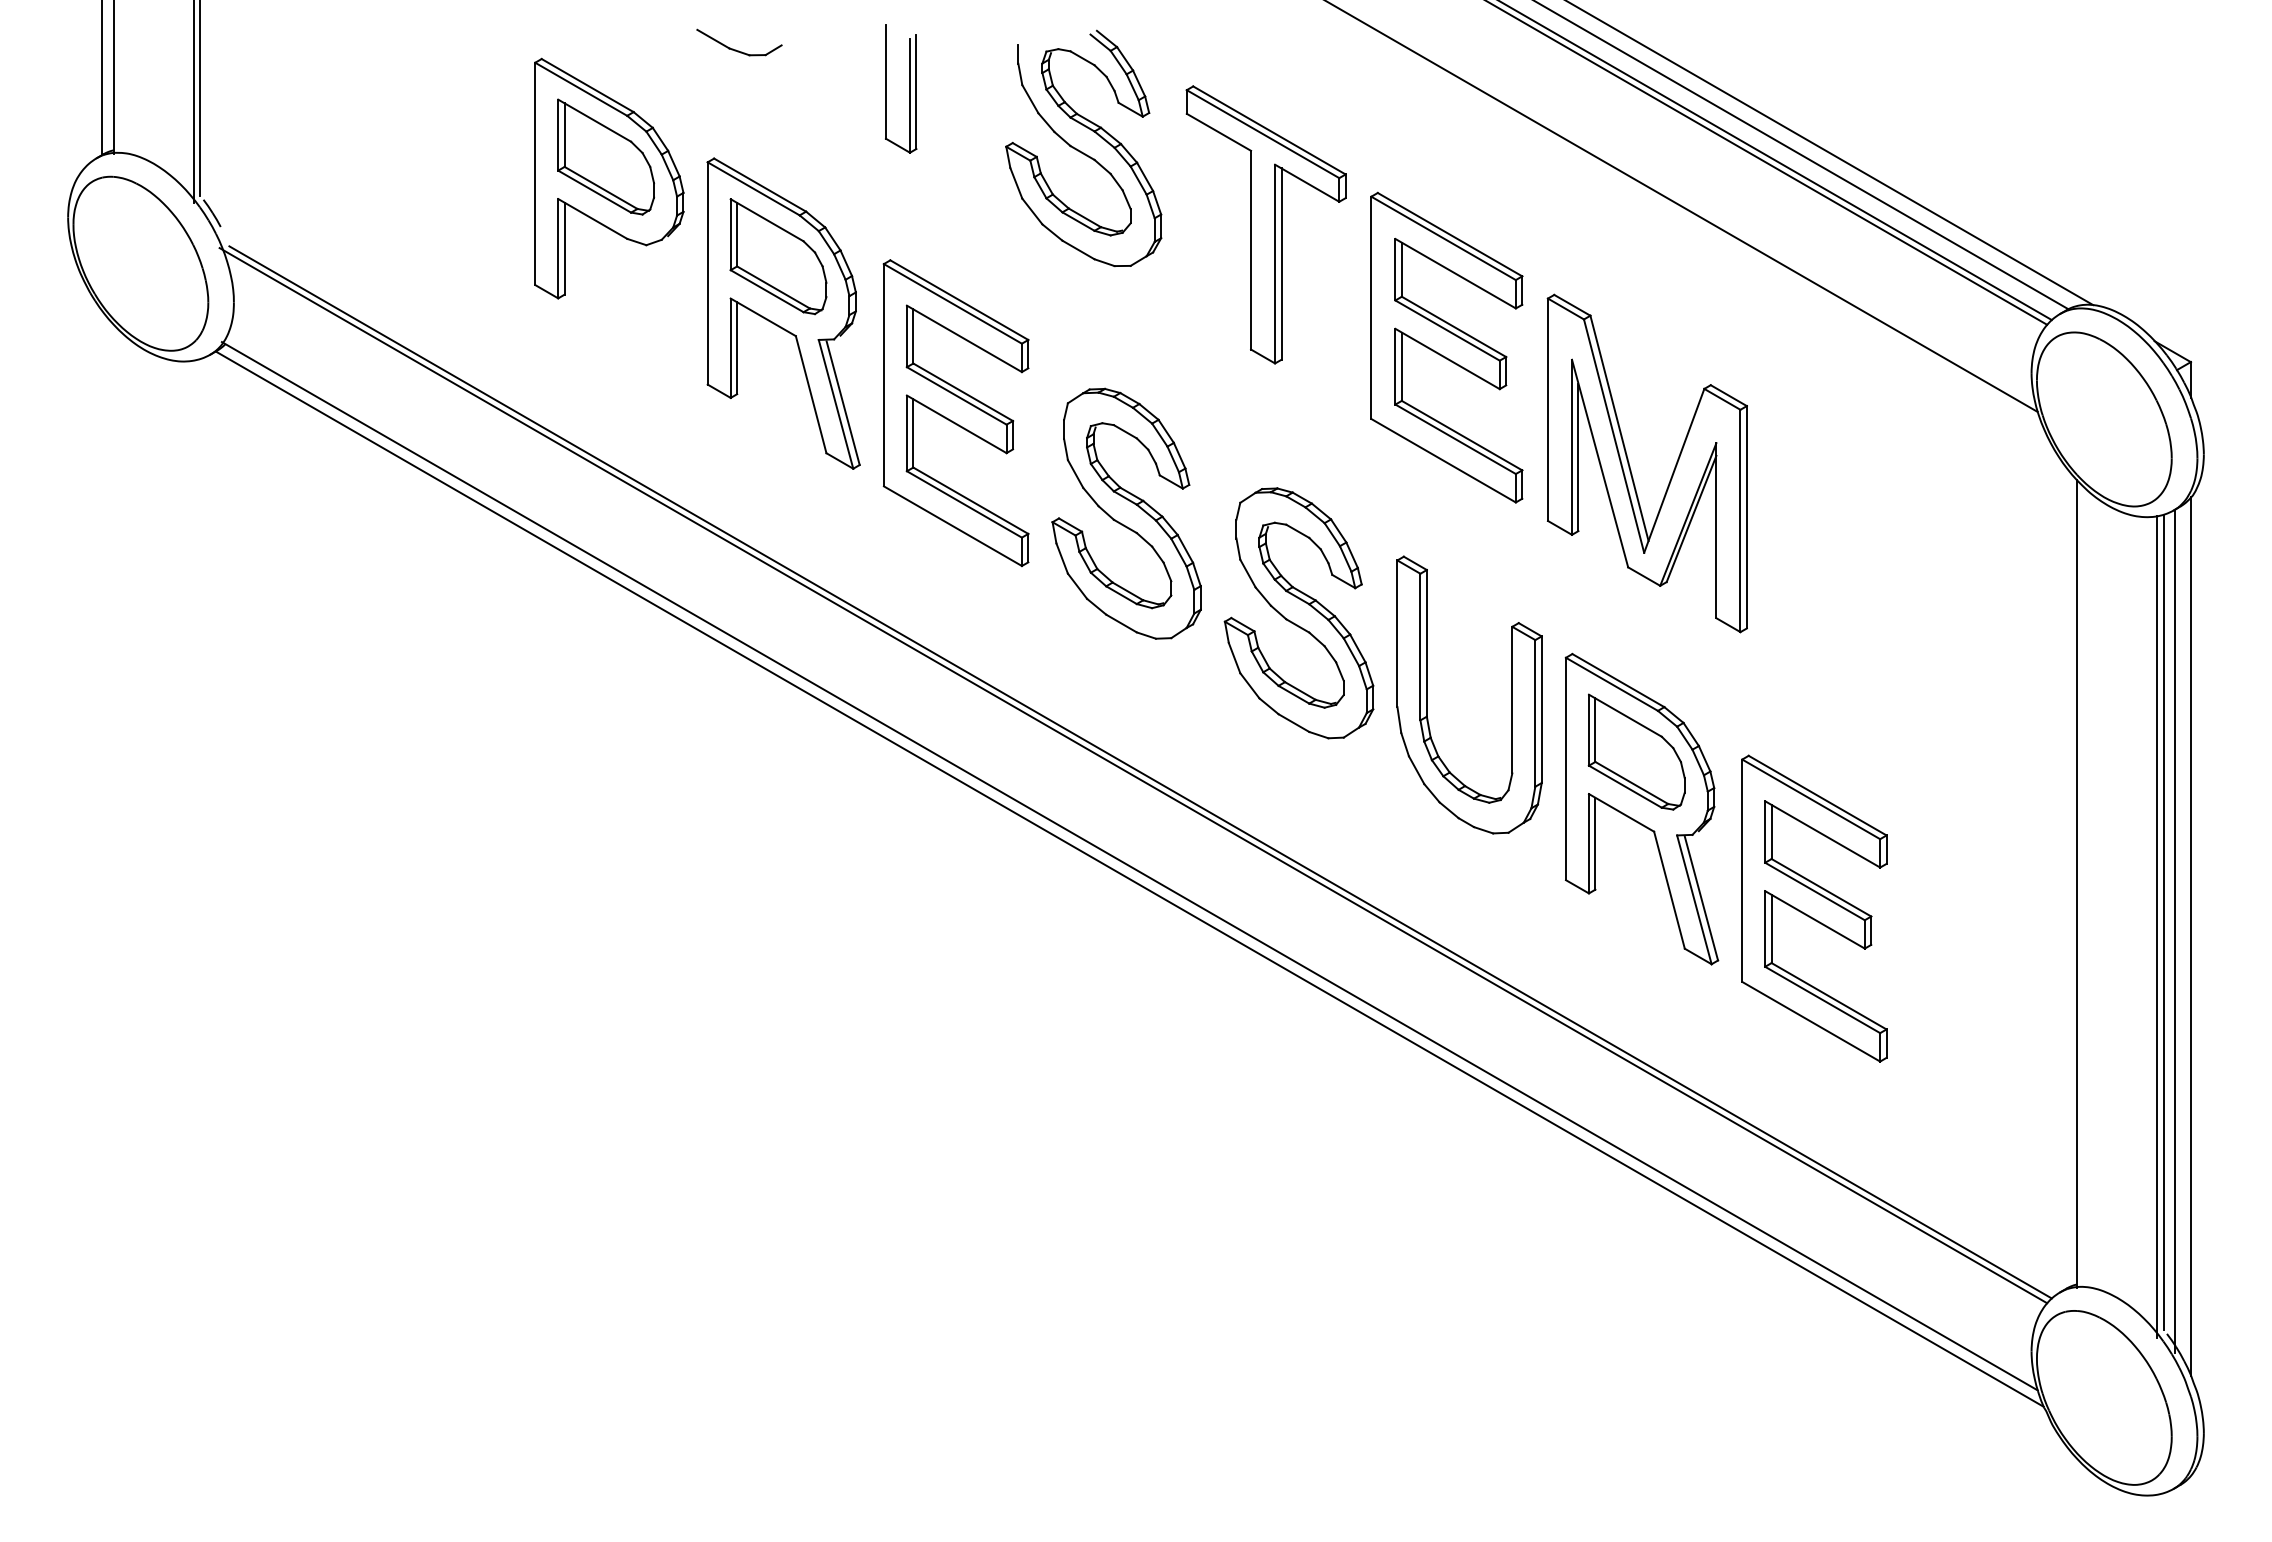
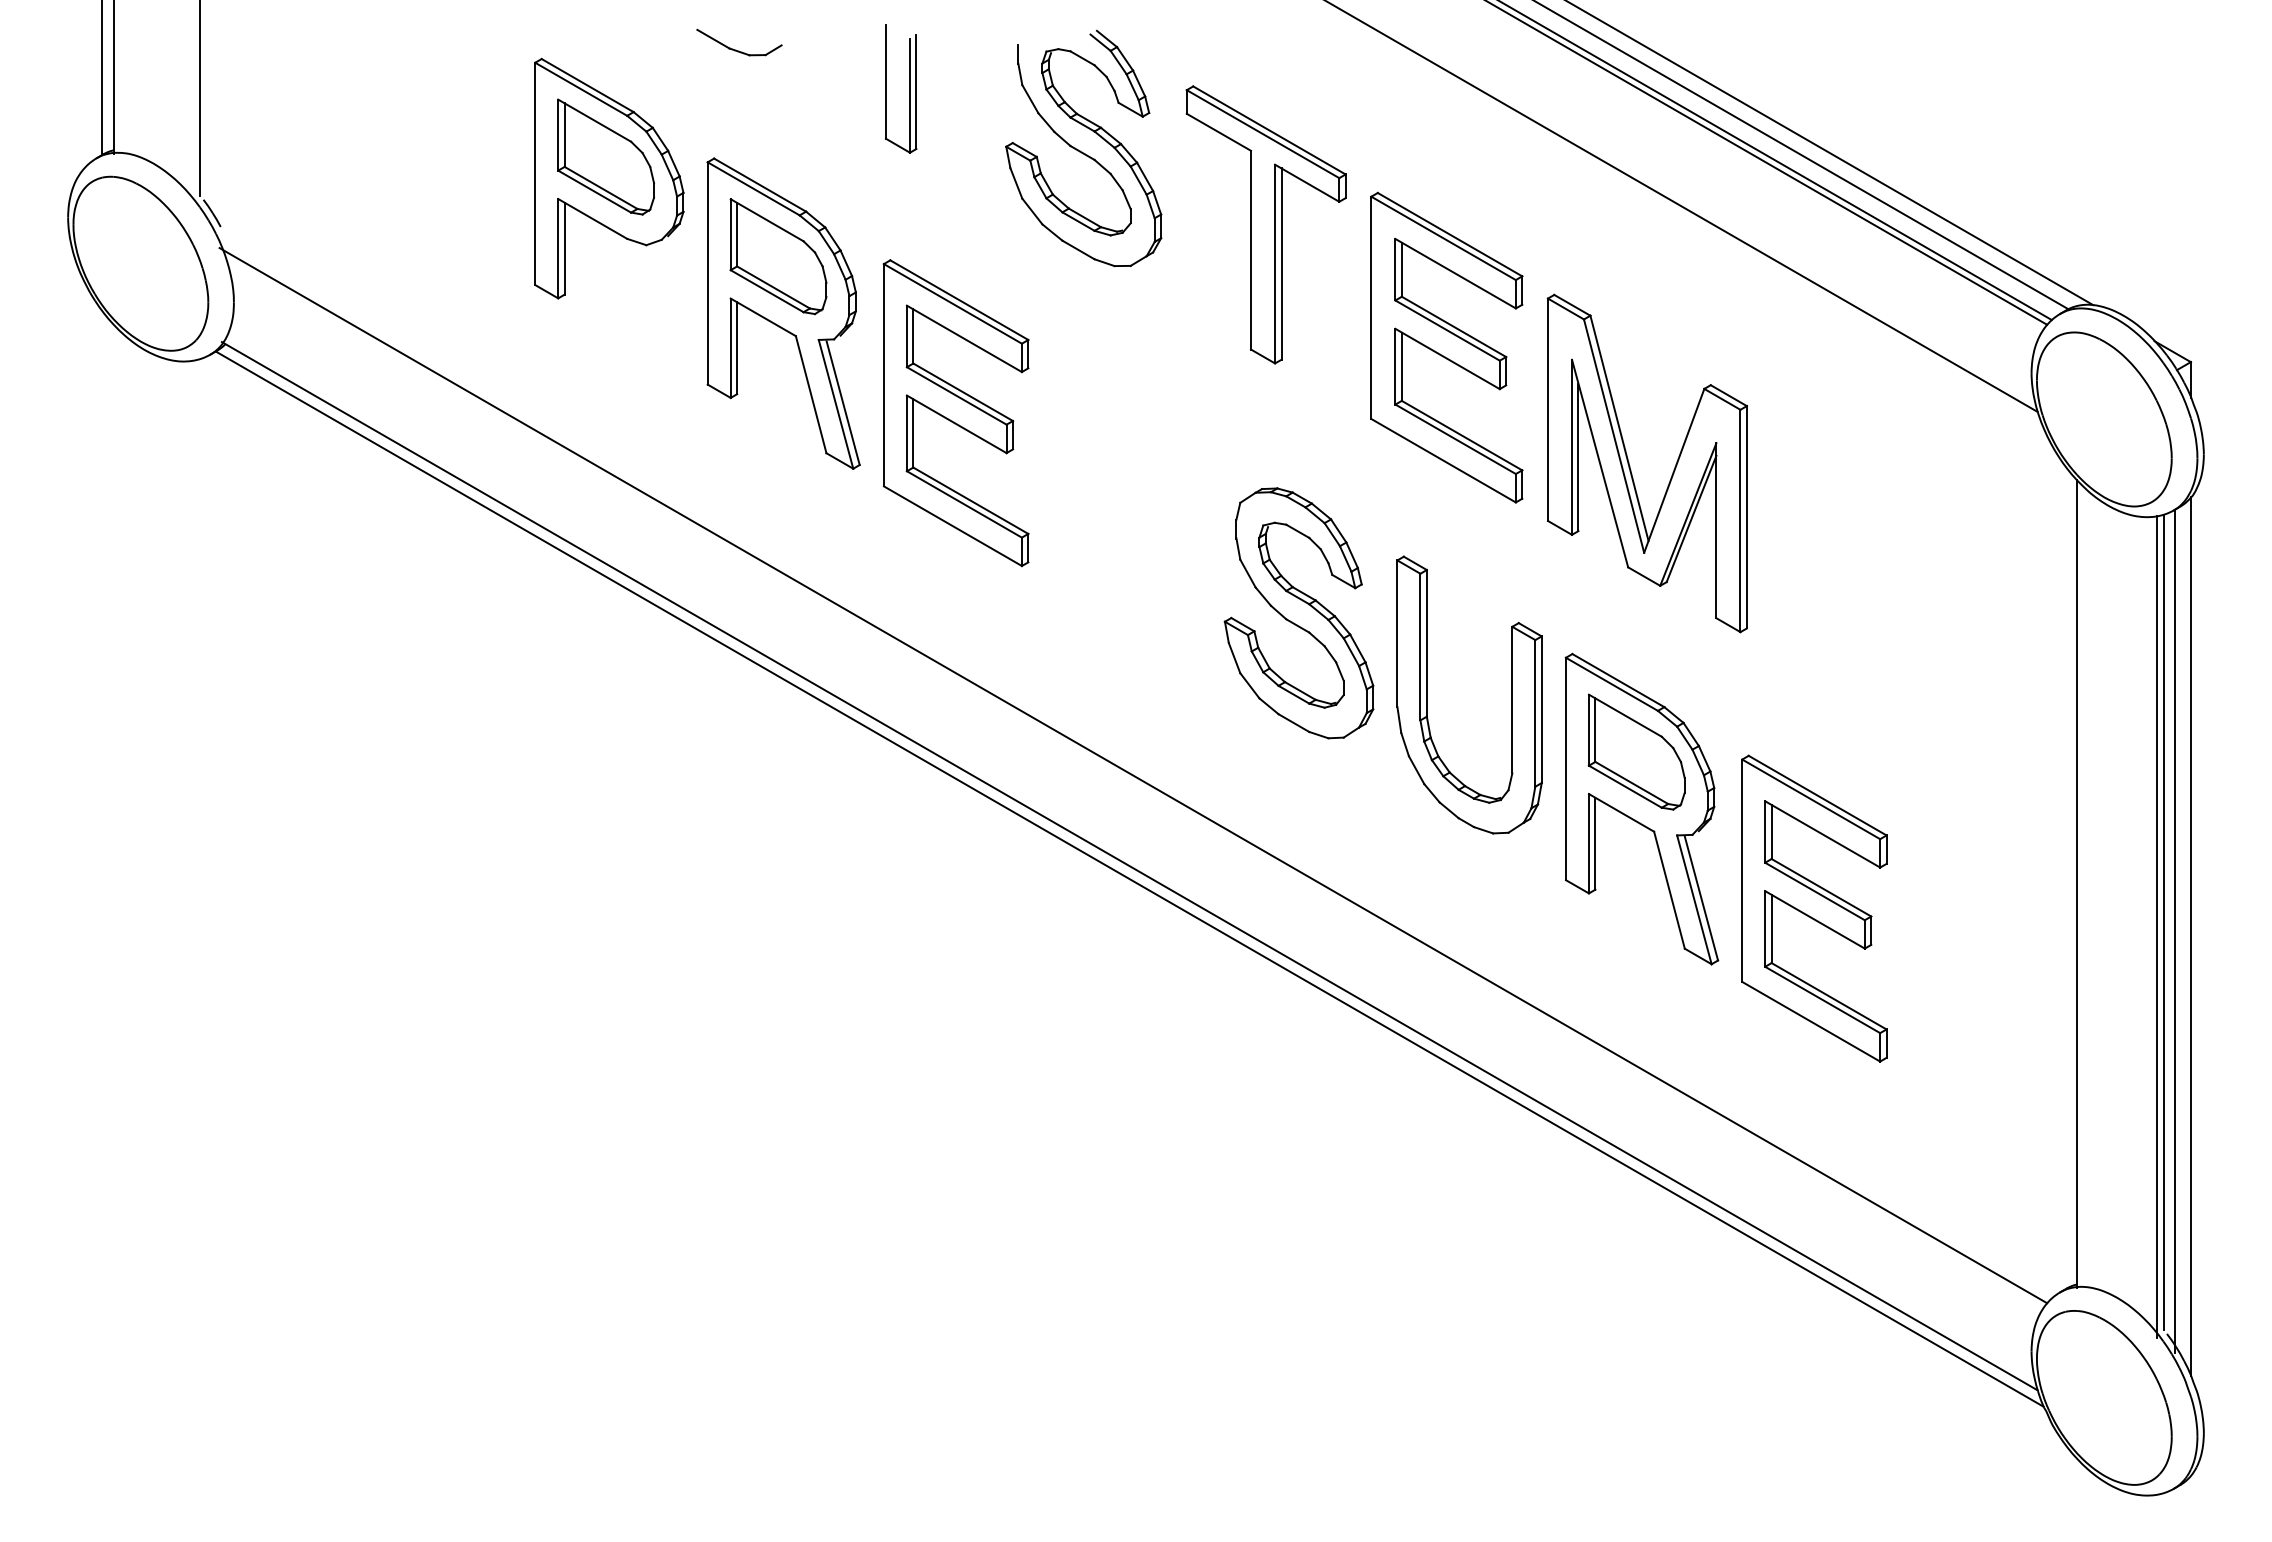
line: present -> none (193, 102)
part: present -> none (1126, 513)
line: present -> none (1140, 772)
